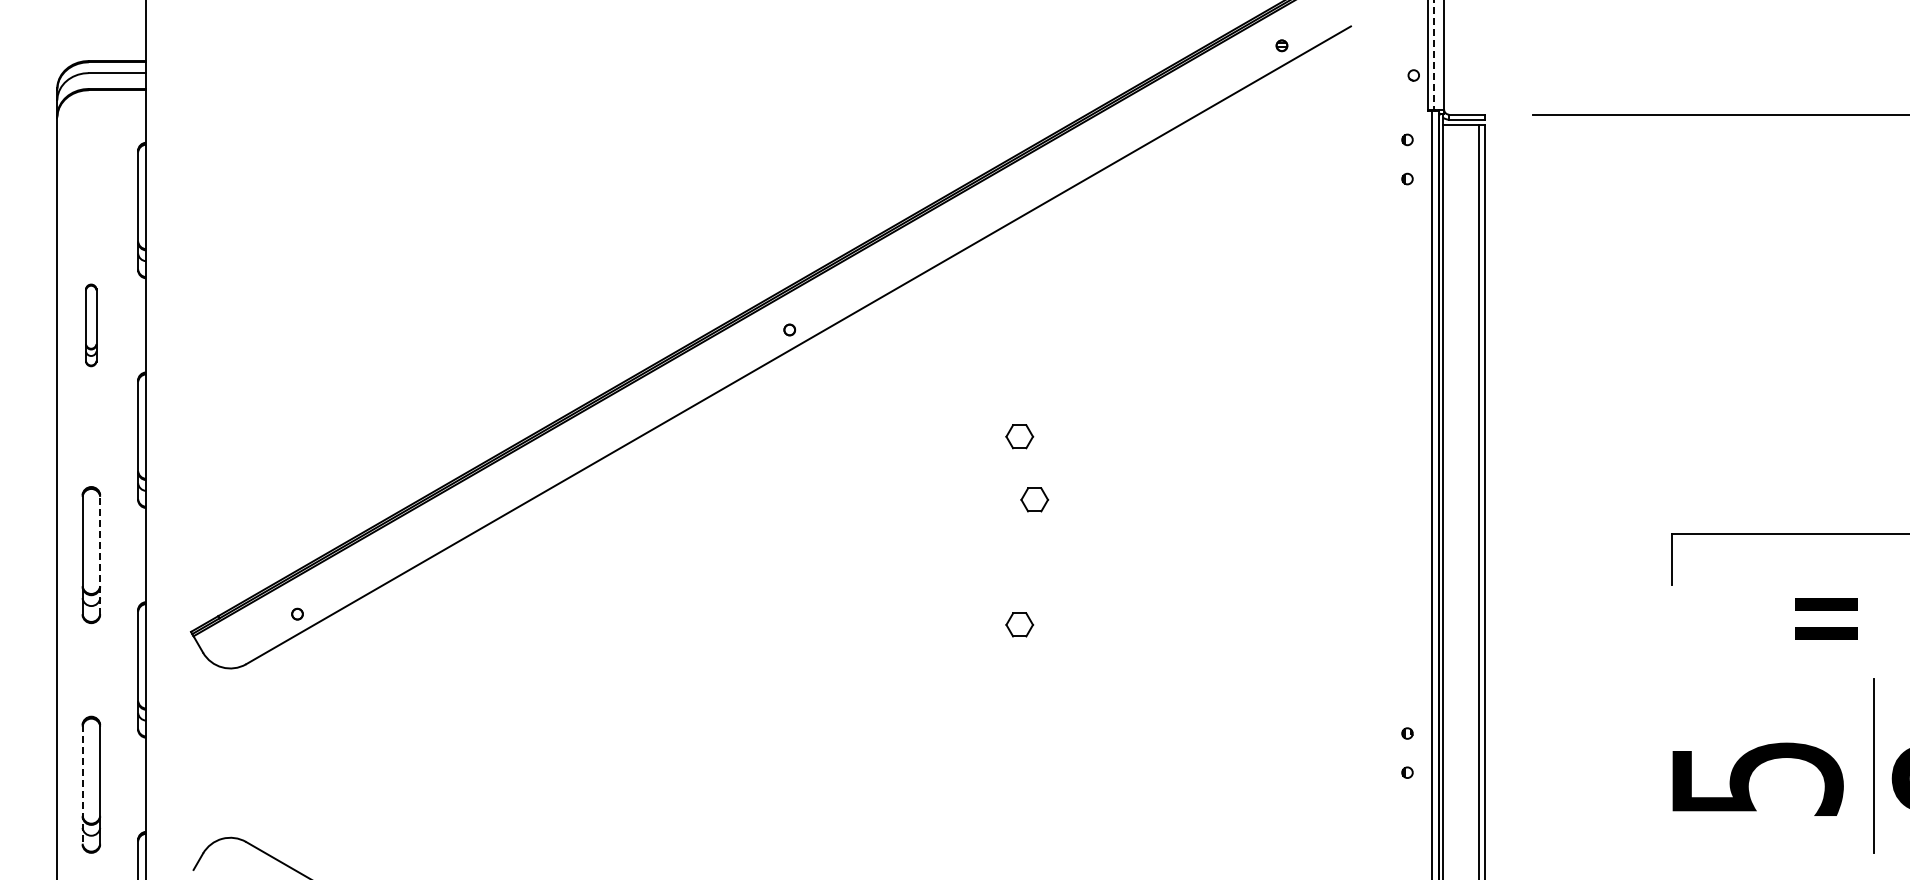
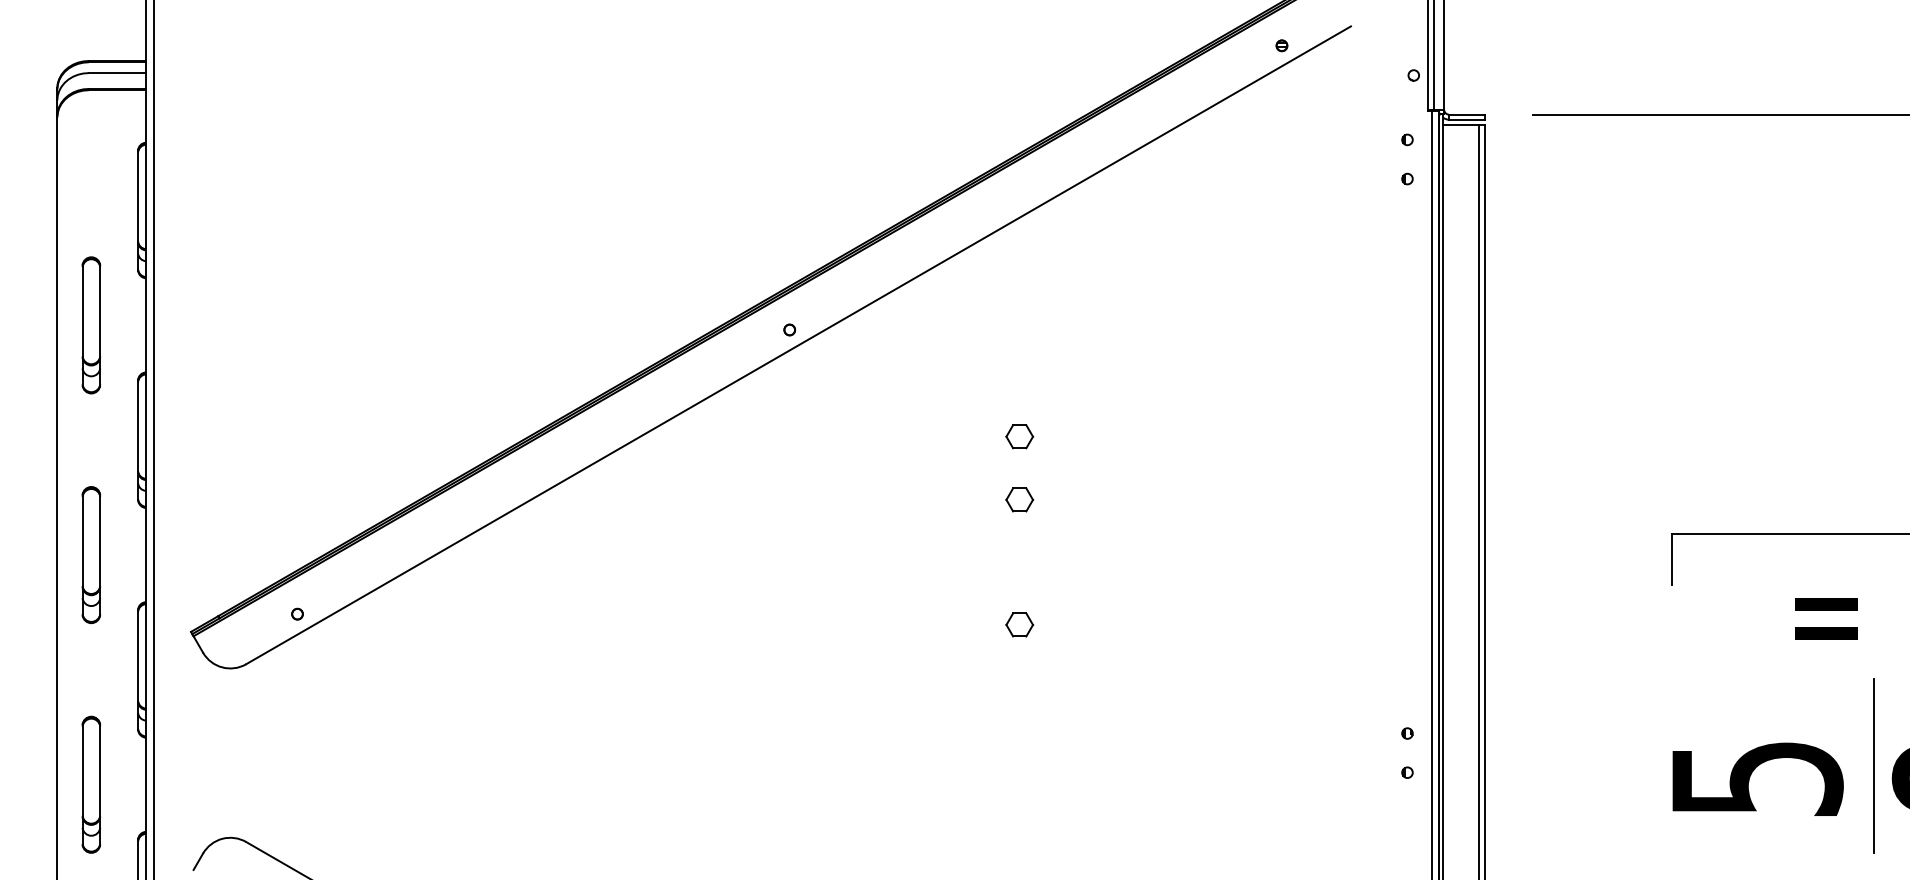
line: dashed -> solid (1434, 55)
part size: 13x85 px -> 20x139 px (90, 325)
line: none -> present (153, 439)
part position: (1034, 499) -> (1019, 499) (1019, 499)
line: dashed -> solid (100, 554)
line: dashed -> solid (82, 785)
